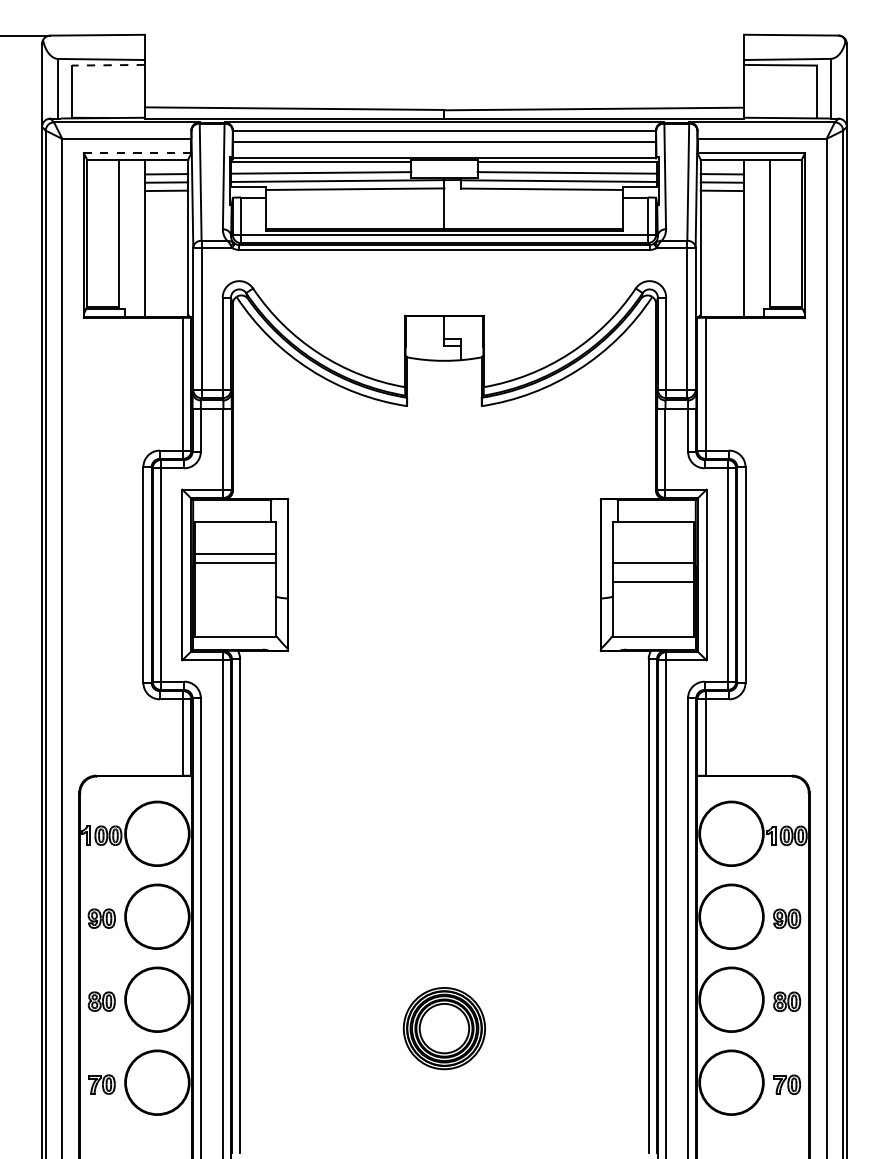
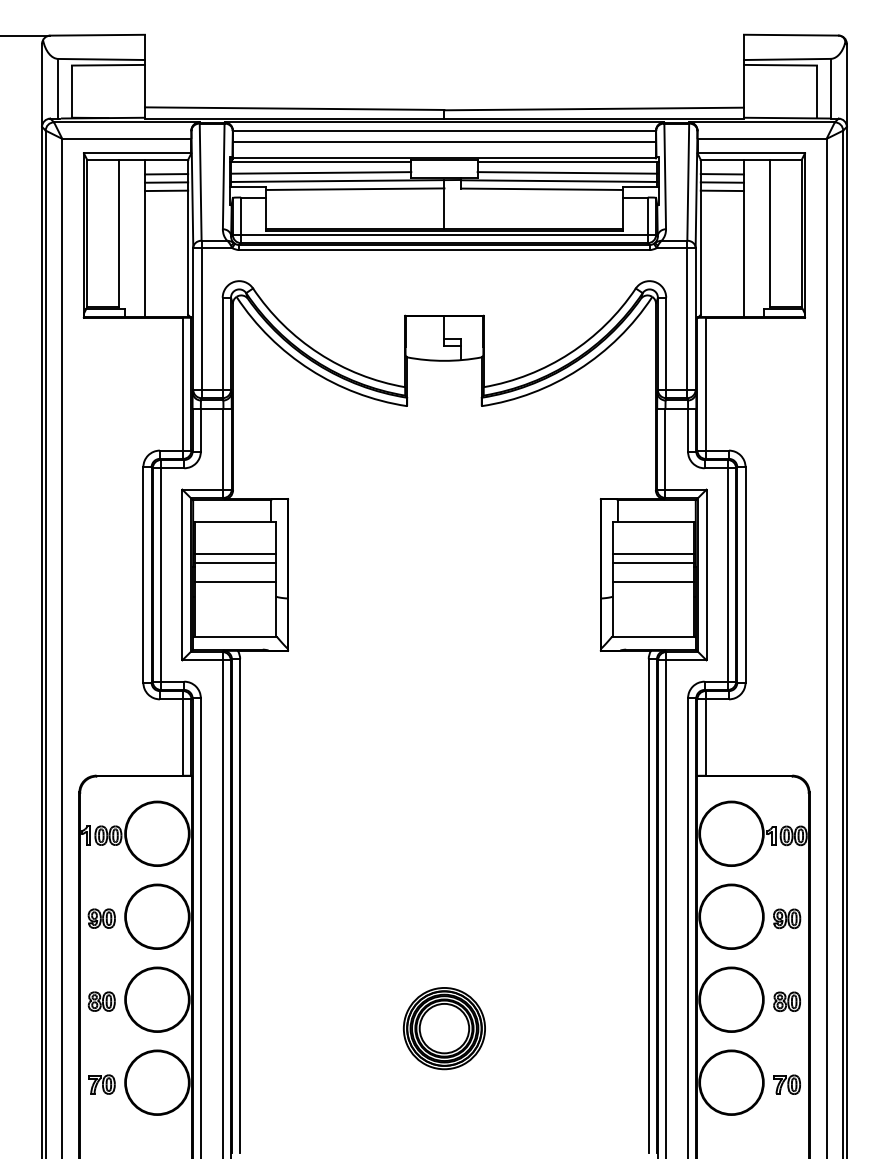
line: dashed -> solid (108, 65)
line: dashed -> solid (137, 153)
line: none -> present (653, 553)
line: none -> present (235, 582)
